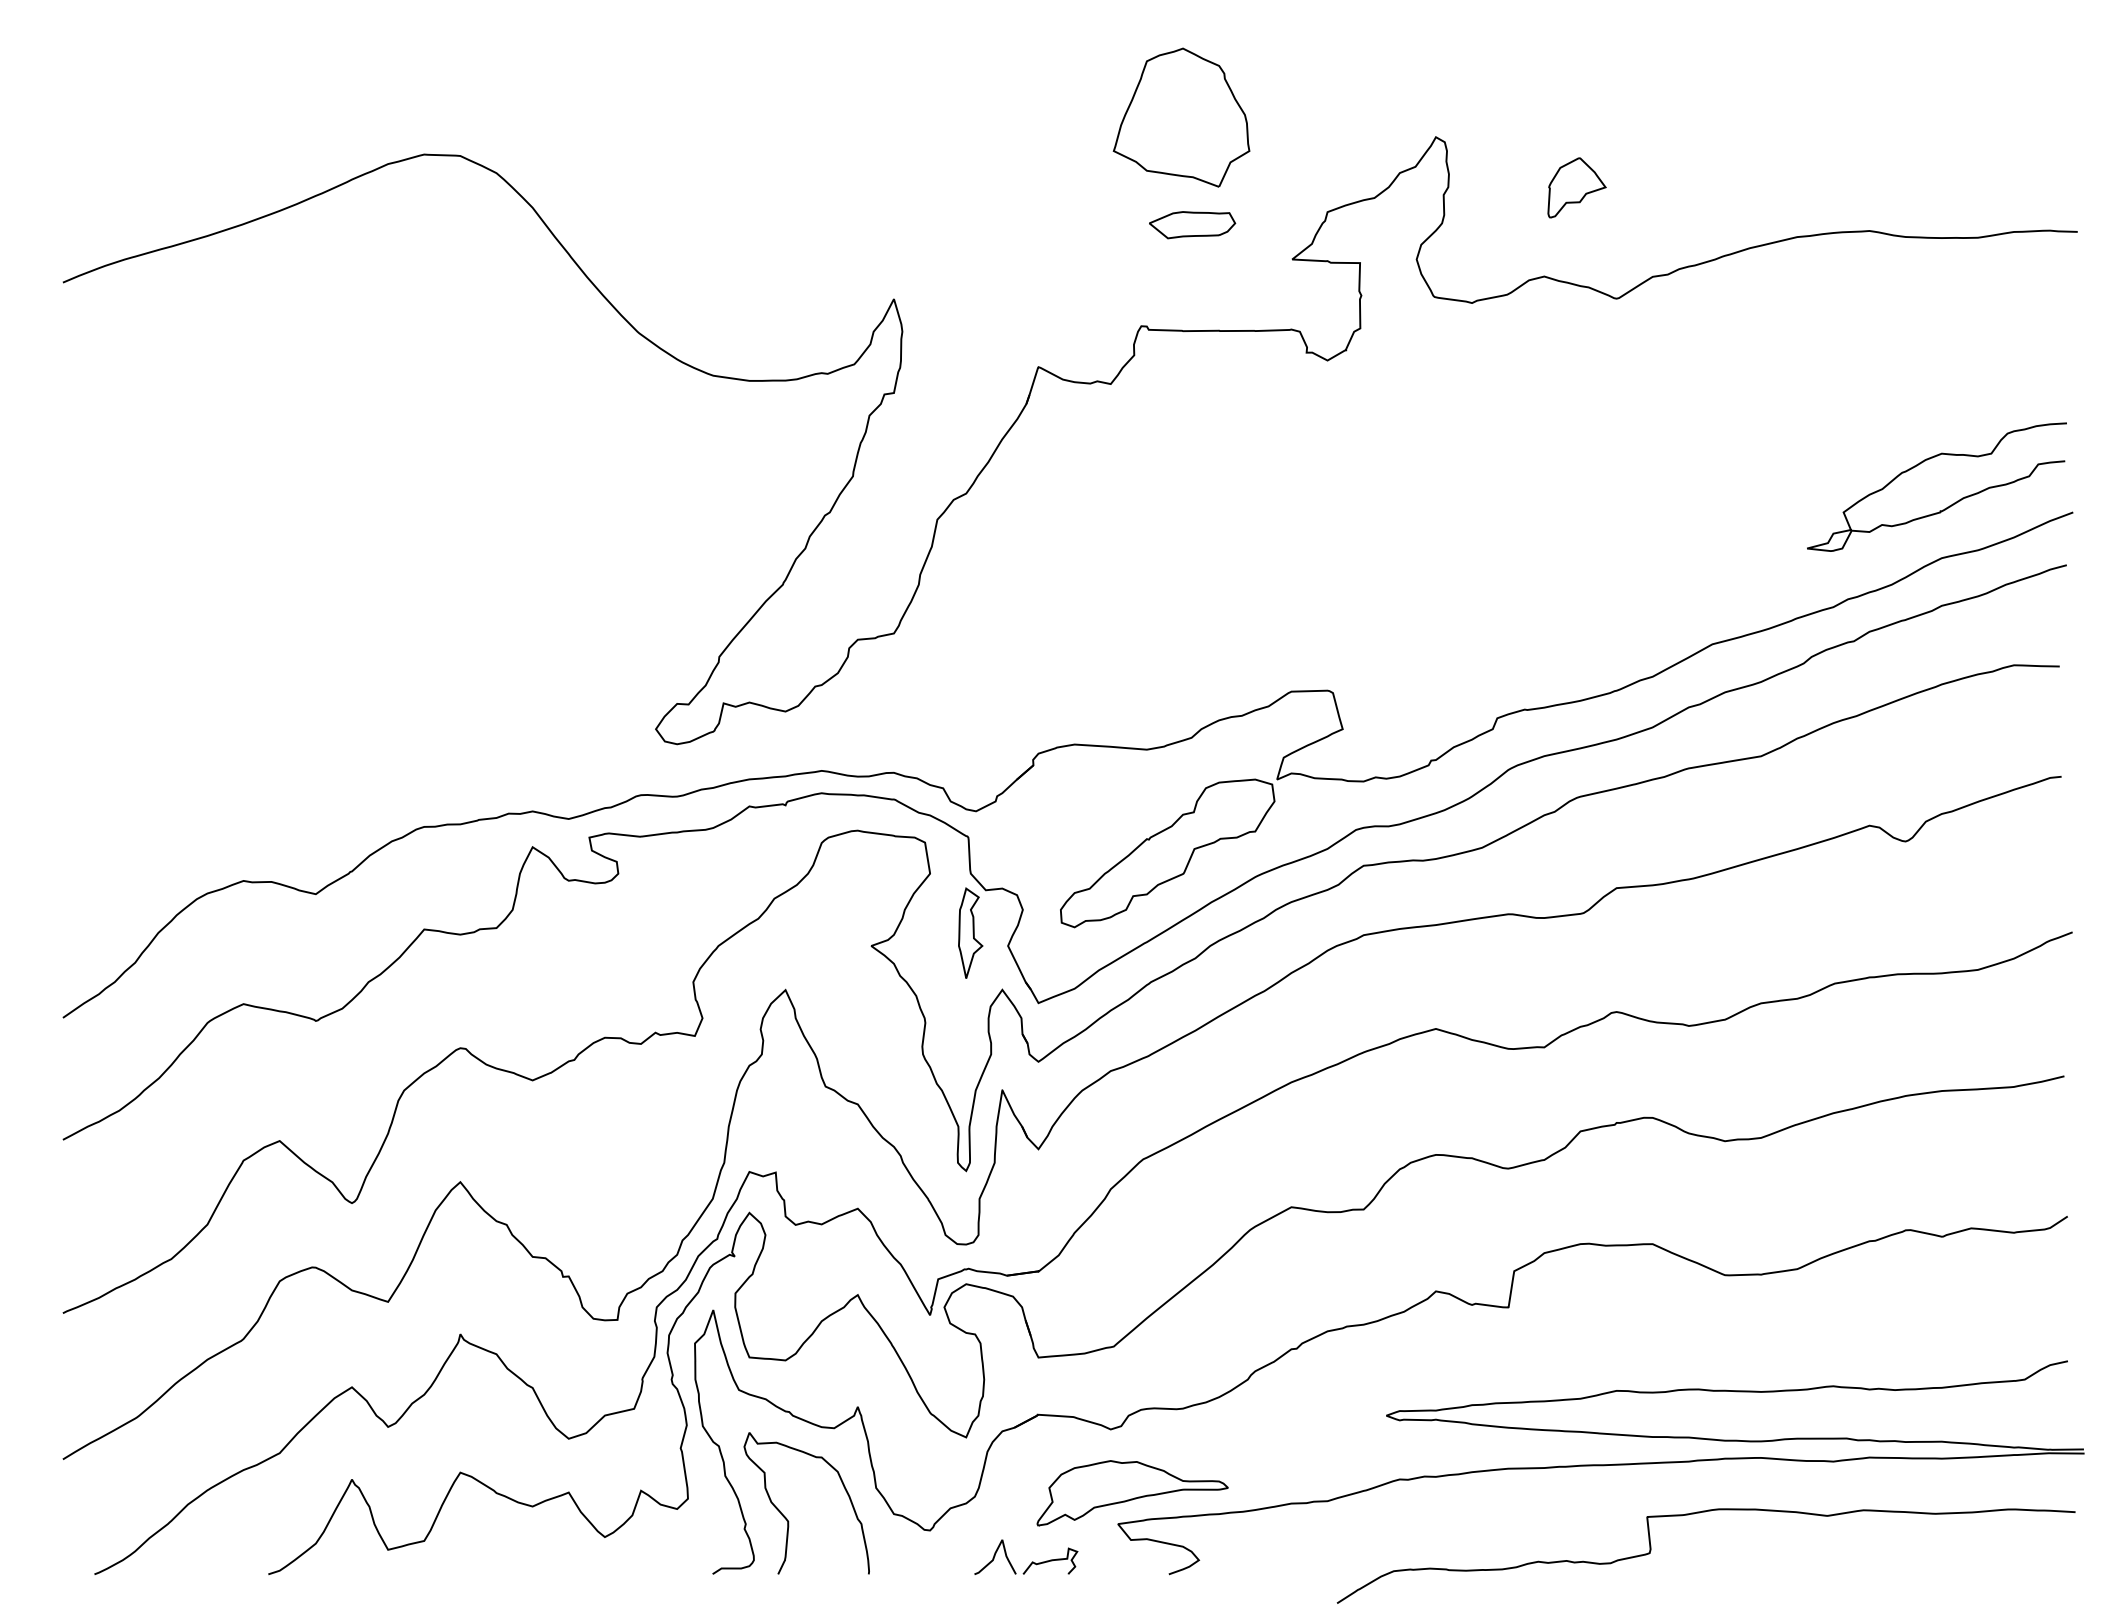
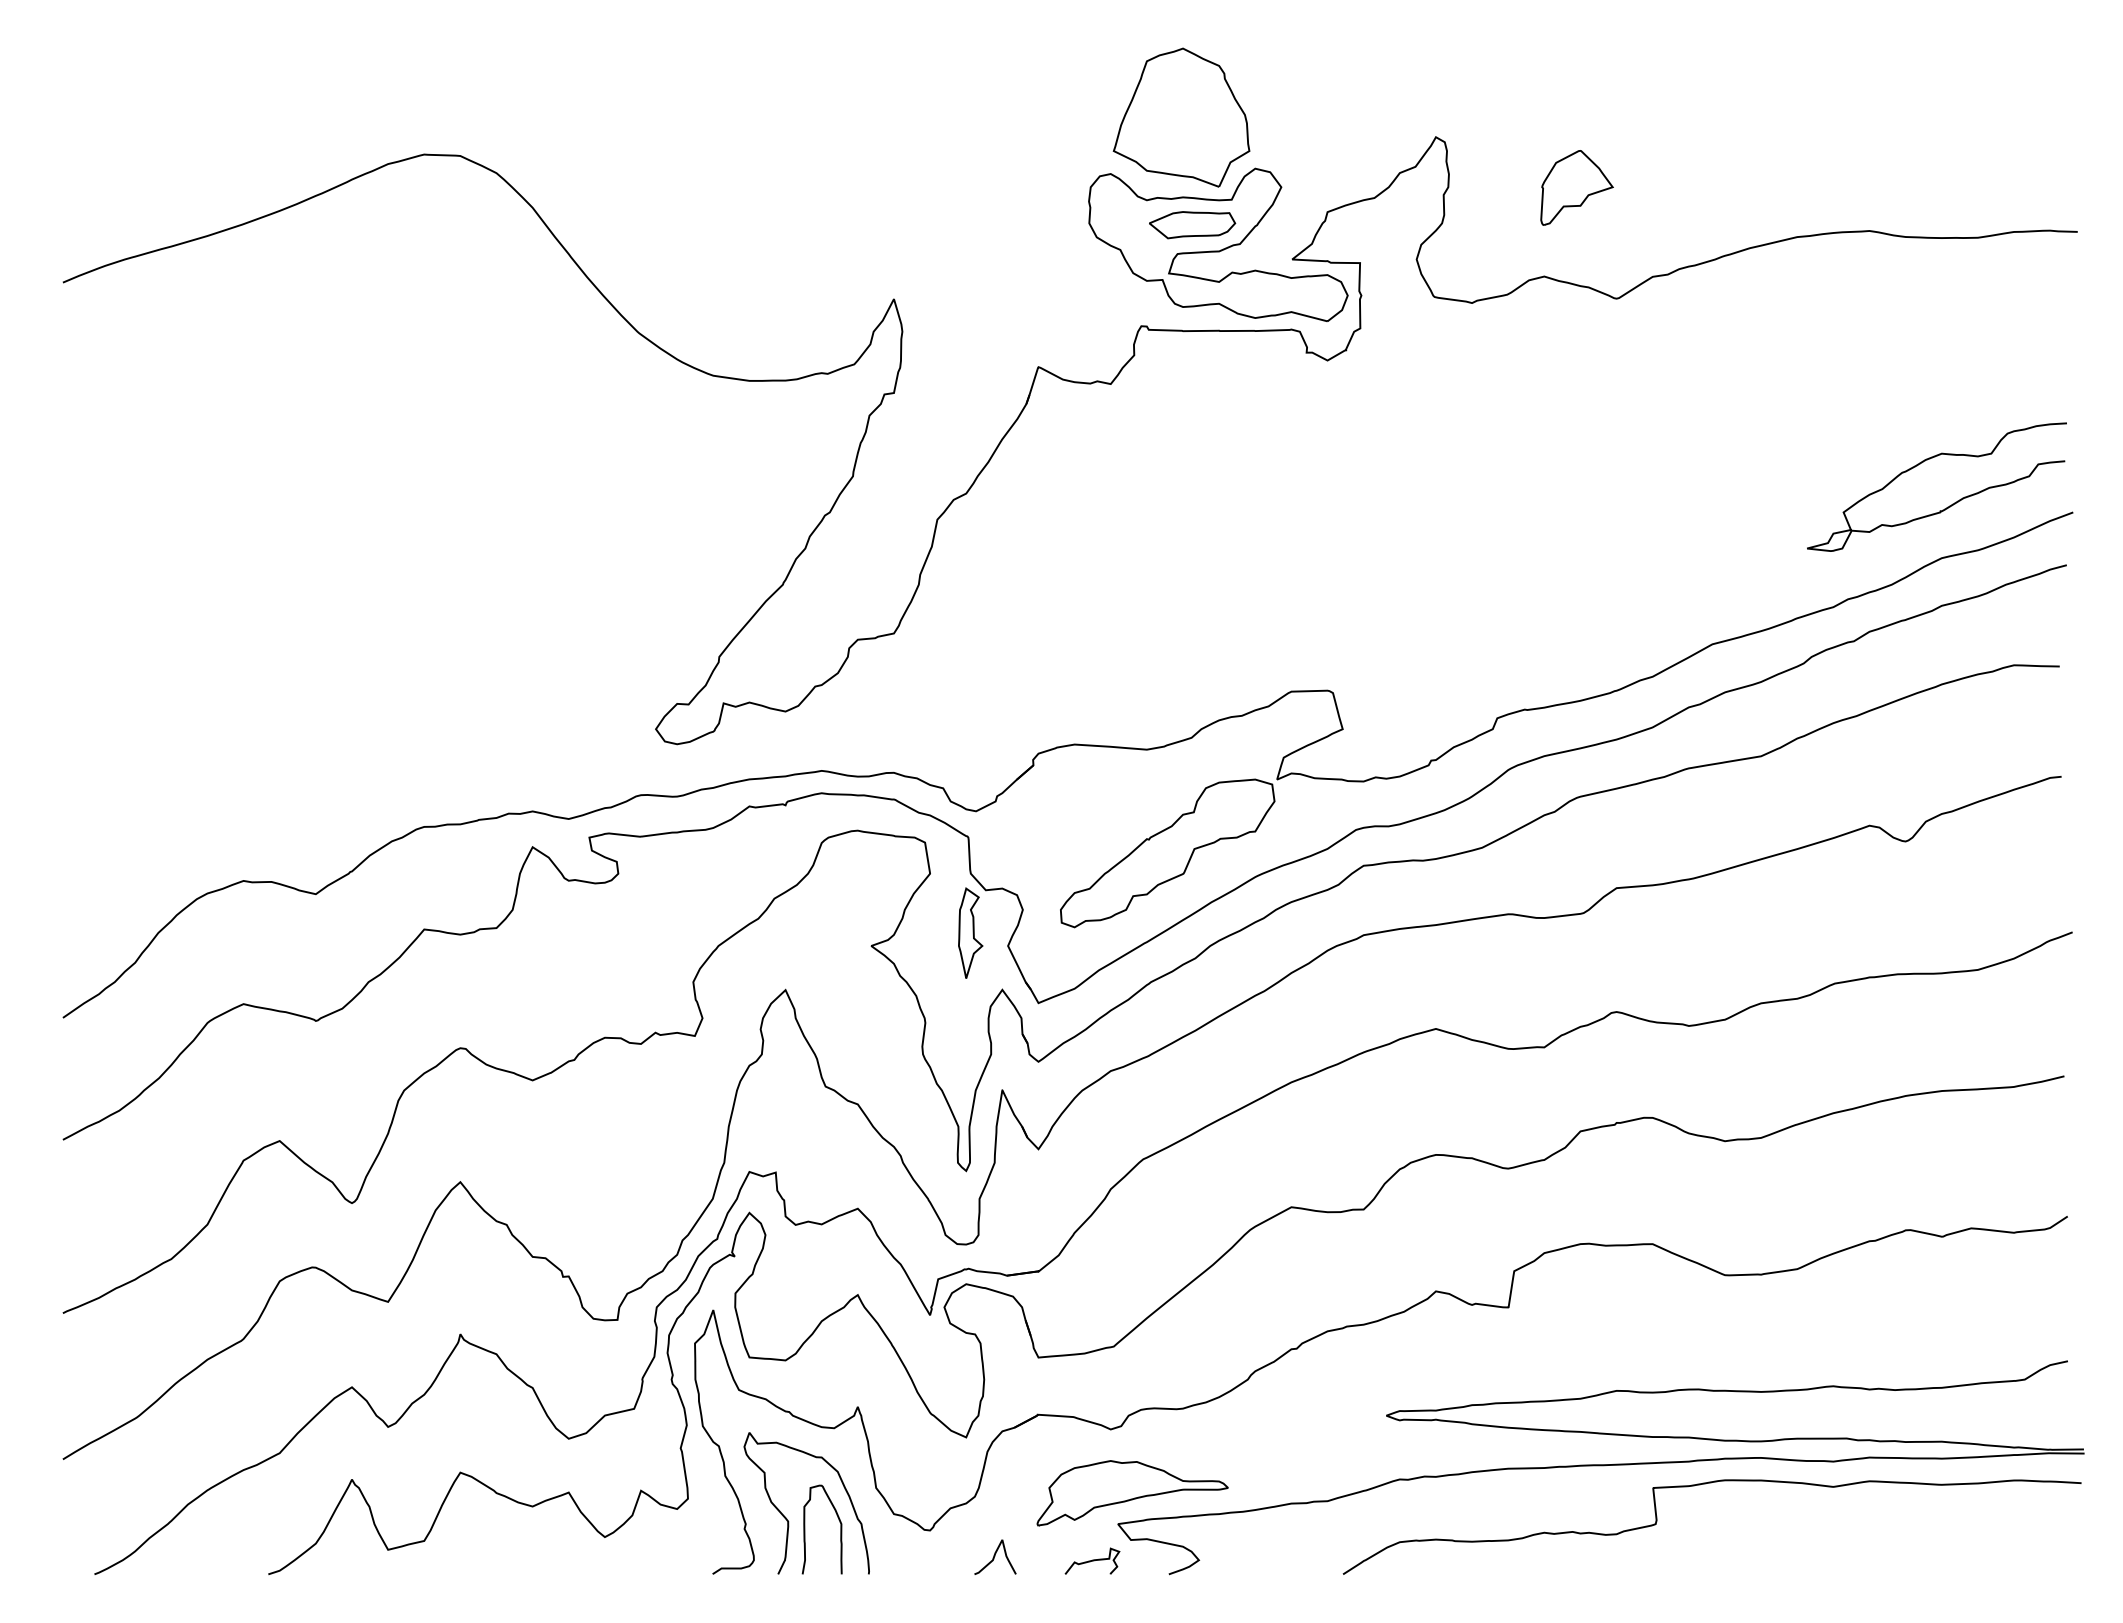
part size: 60x62 px -> 74x76 px (1576, 187)
part: none -> present (1218, 244)
curve position: (1699, 1513) -> (1705, 1484) (1705, 1484)
curve: none -> present (805, 1529)
curve position: (1050, 1560) -> (1092, 1560) (1092, 1560)
